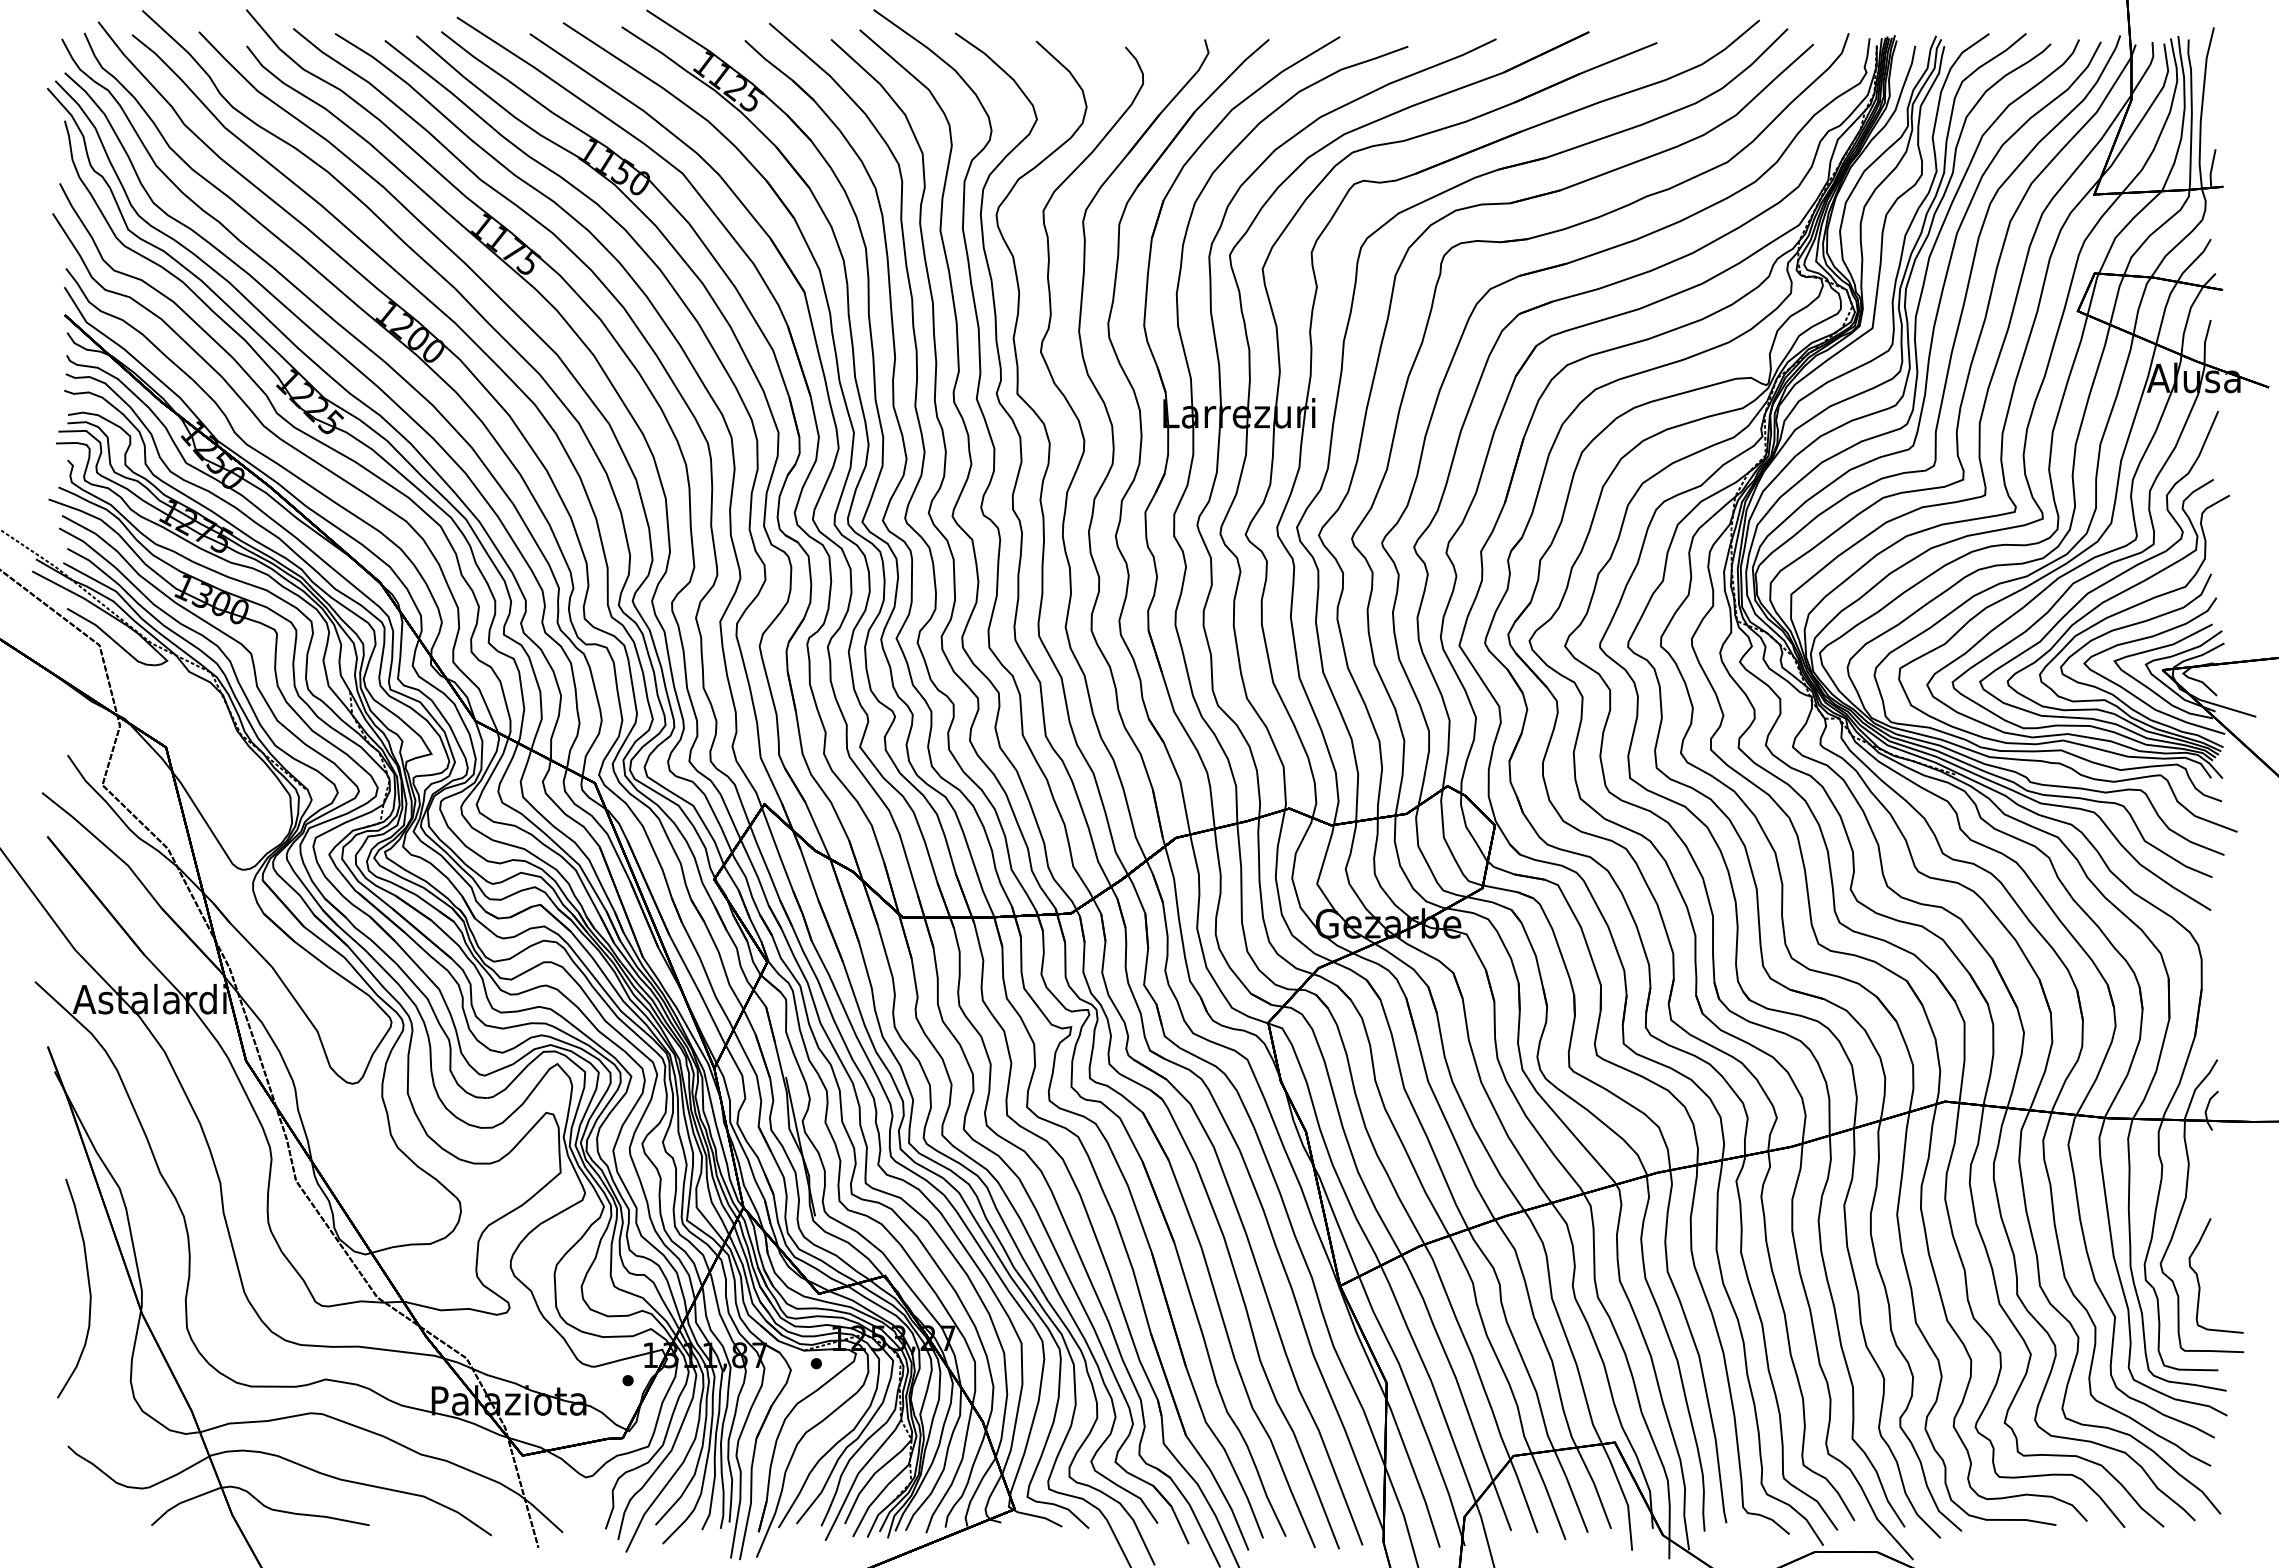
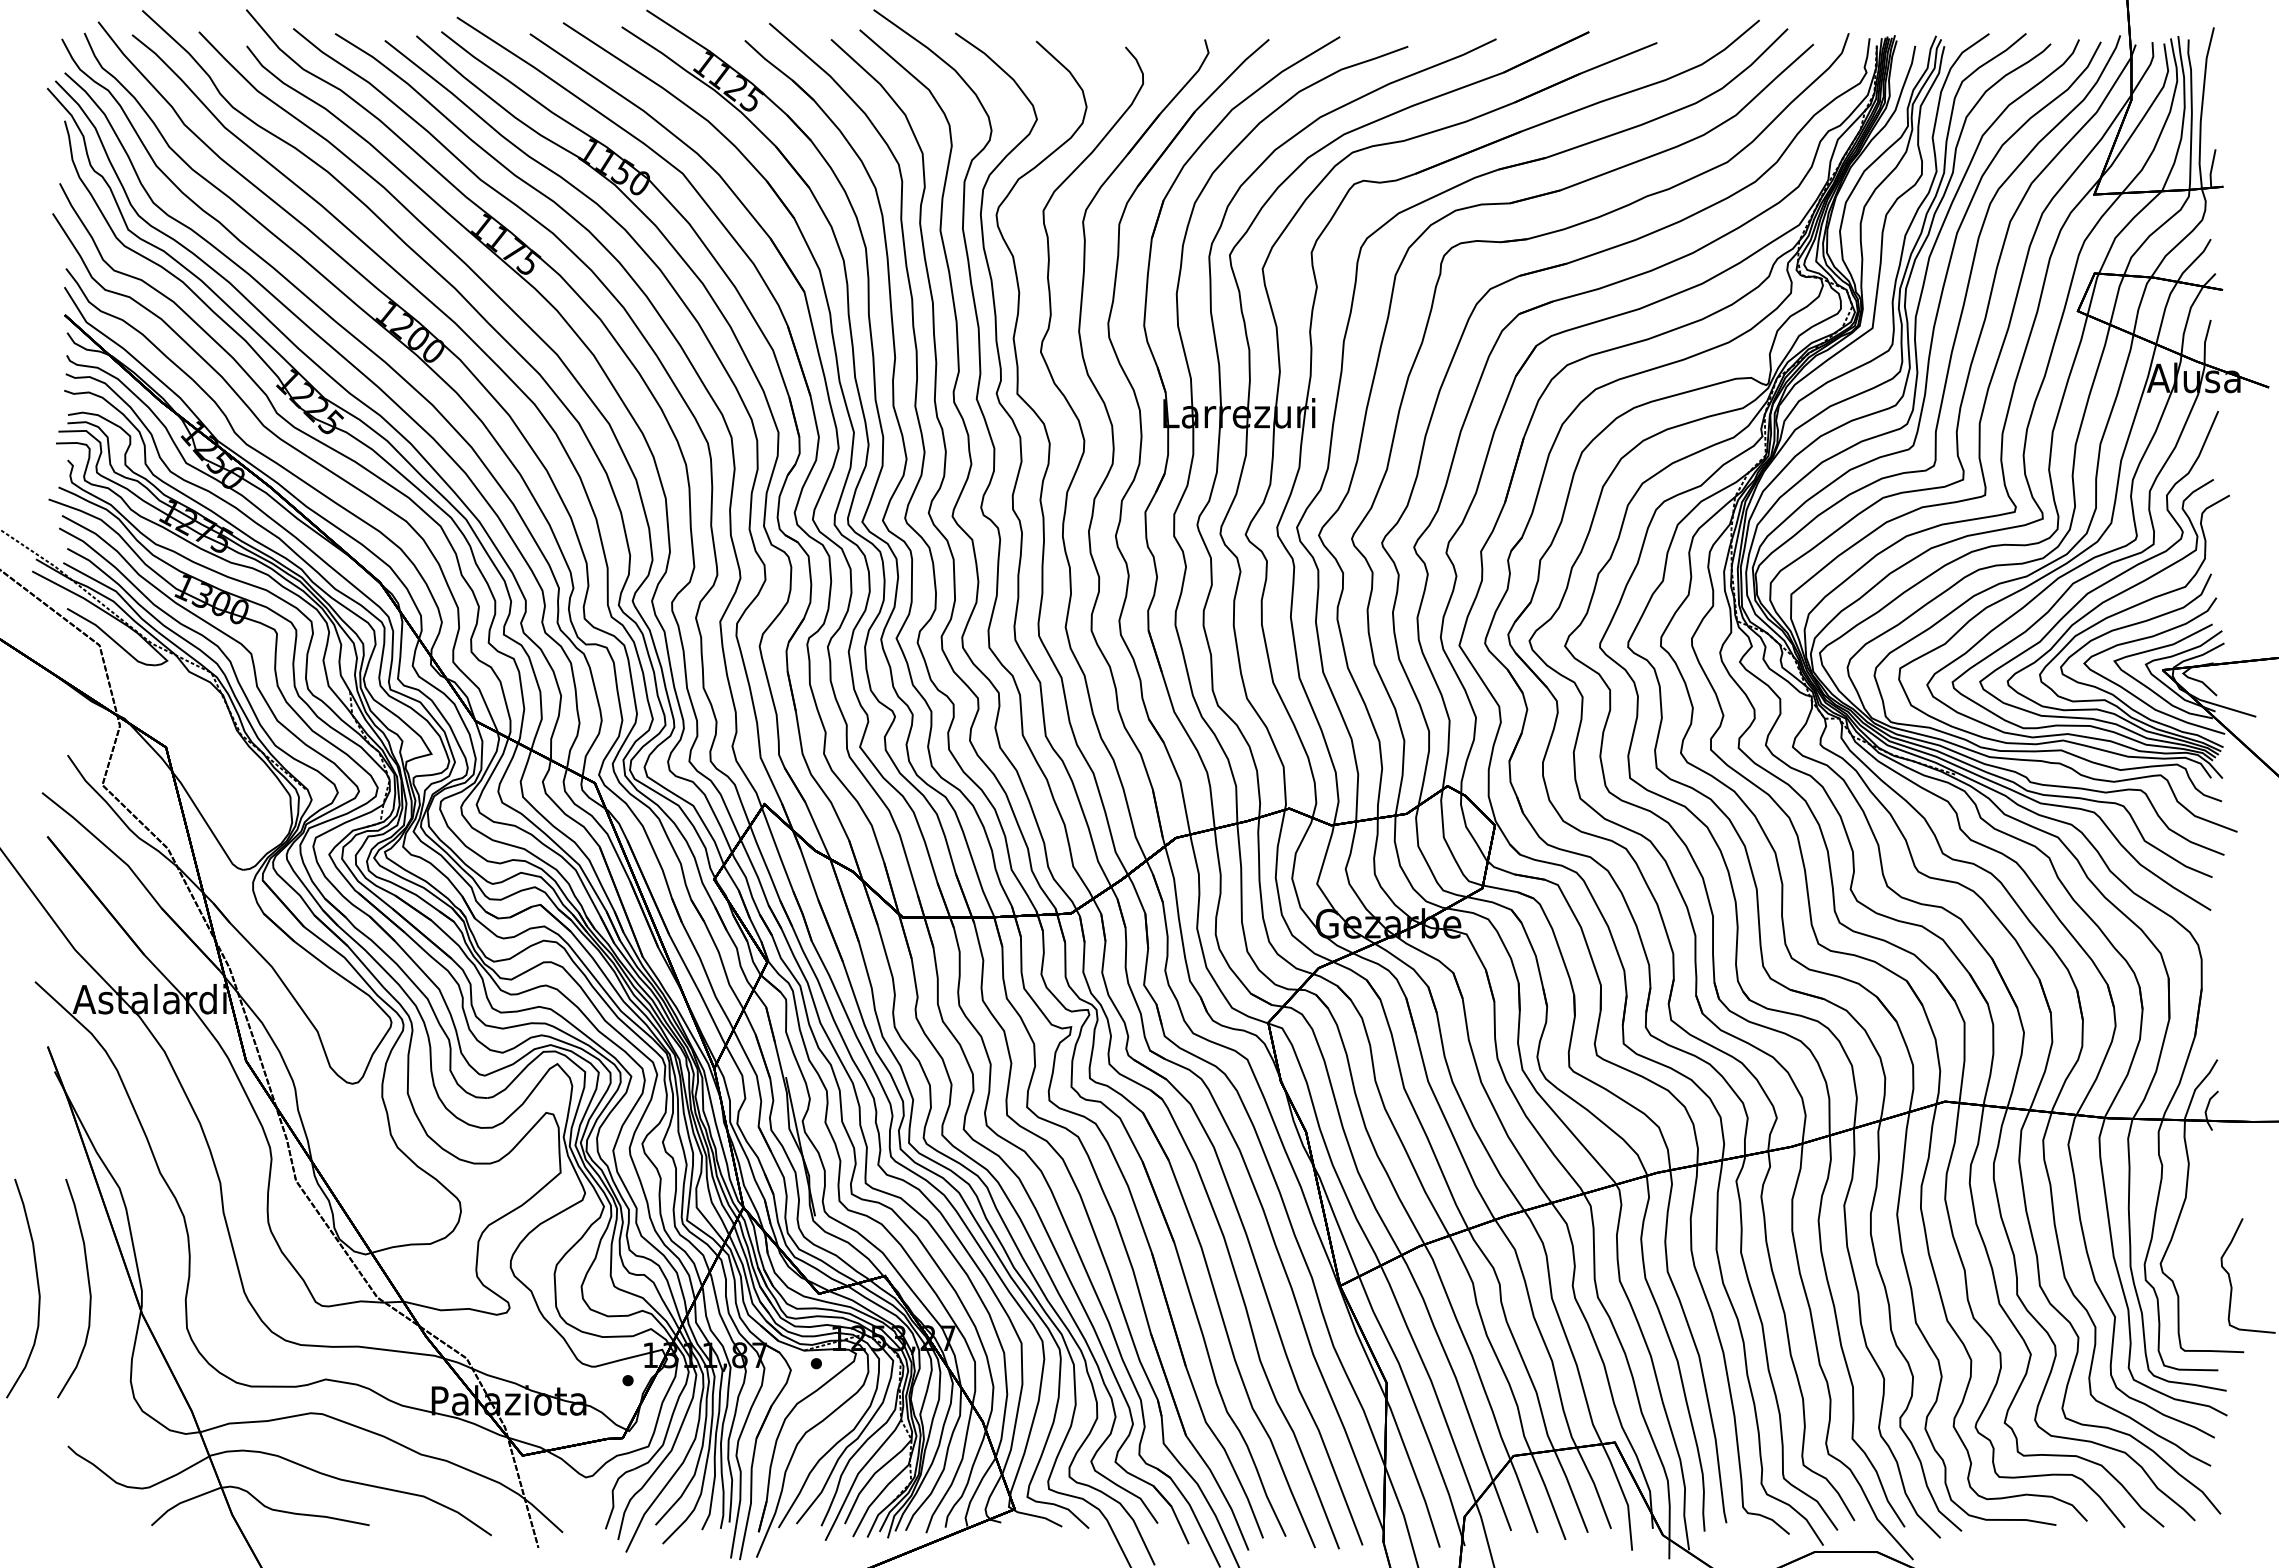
curve position: (2198, 1276) -> (2230, 1276) (2230, 1276)
curve: none -> present (37, 1288)
